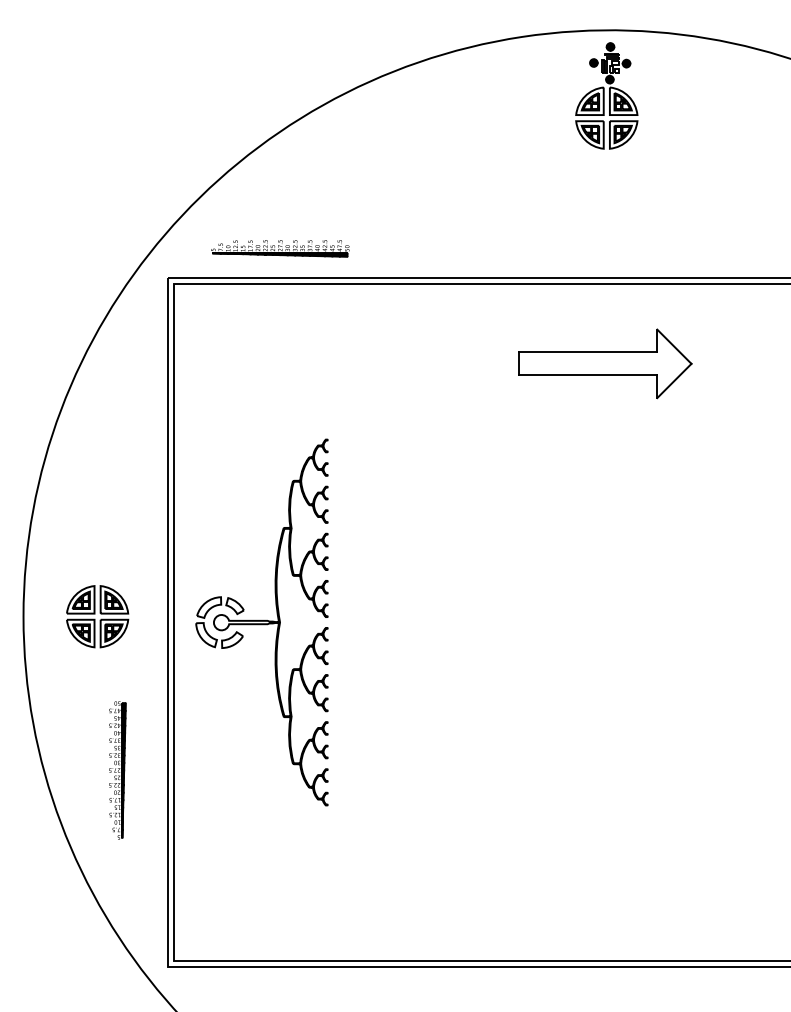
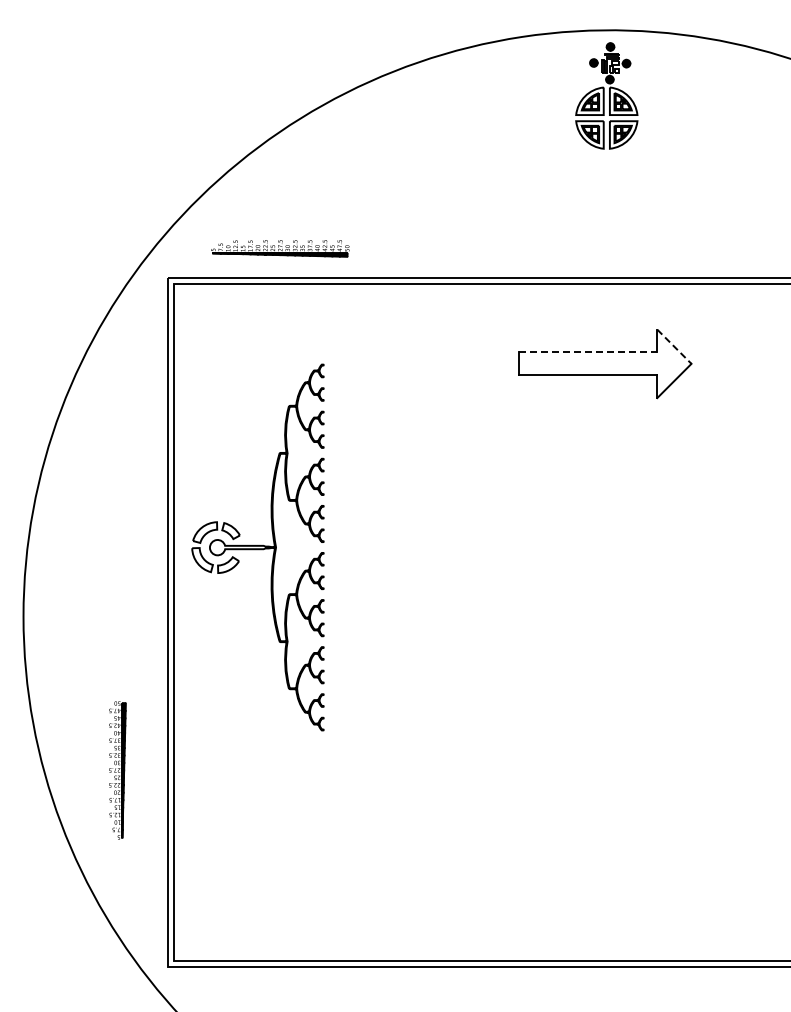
line: solid -> dashed (674, 347)
line: solid -> dashed (588, 352)
part: present -> none (97, 616)
part position: (261, 622) -> (257, 547) (257, 547)
